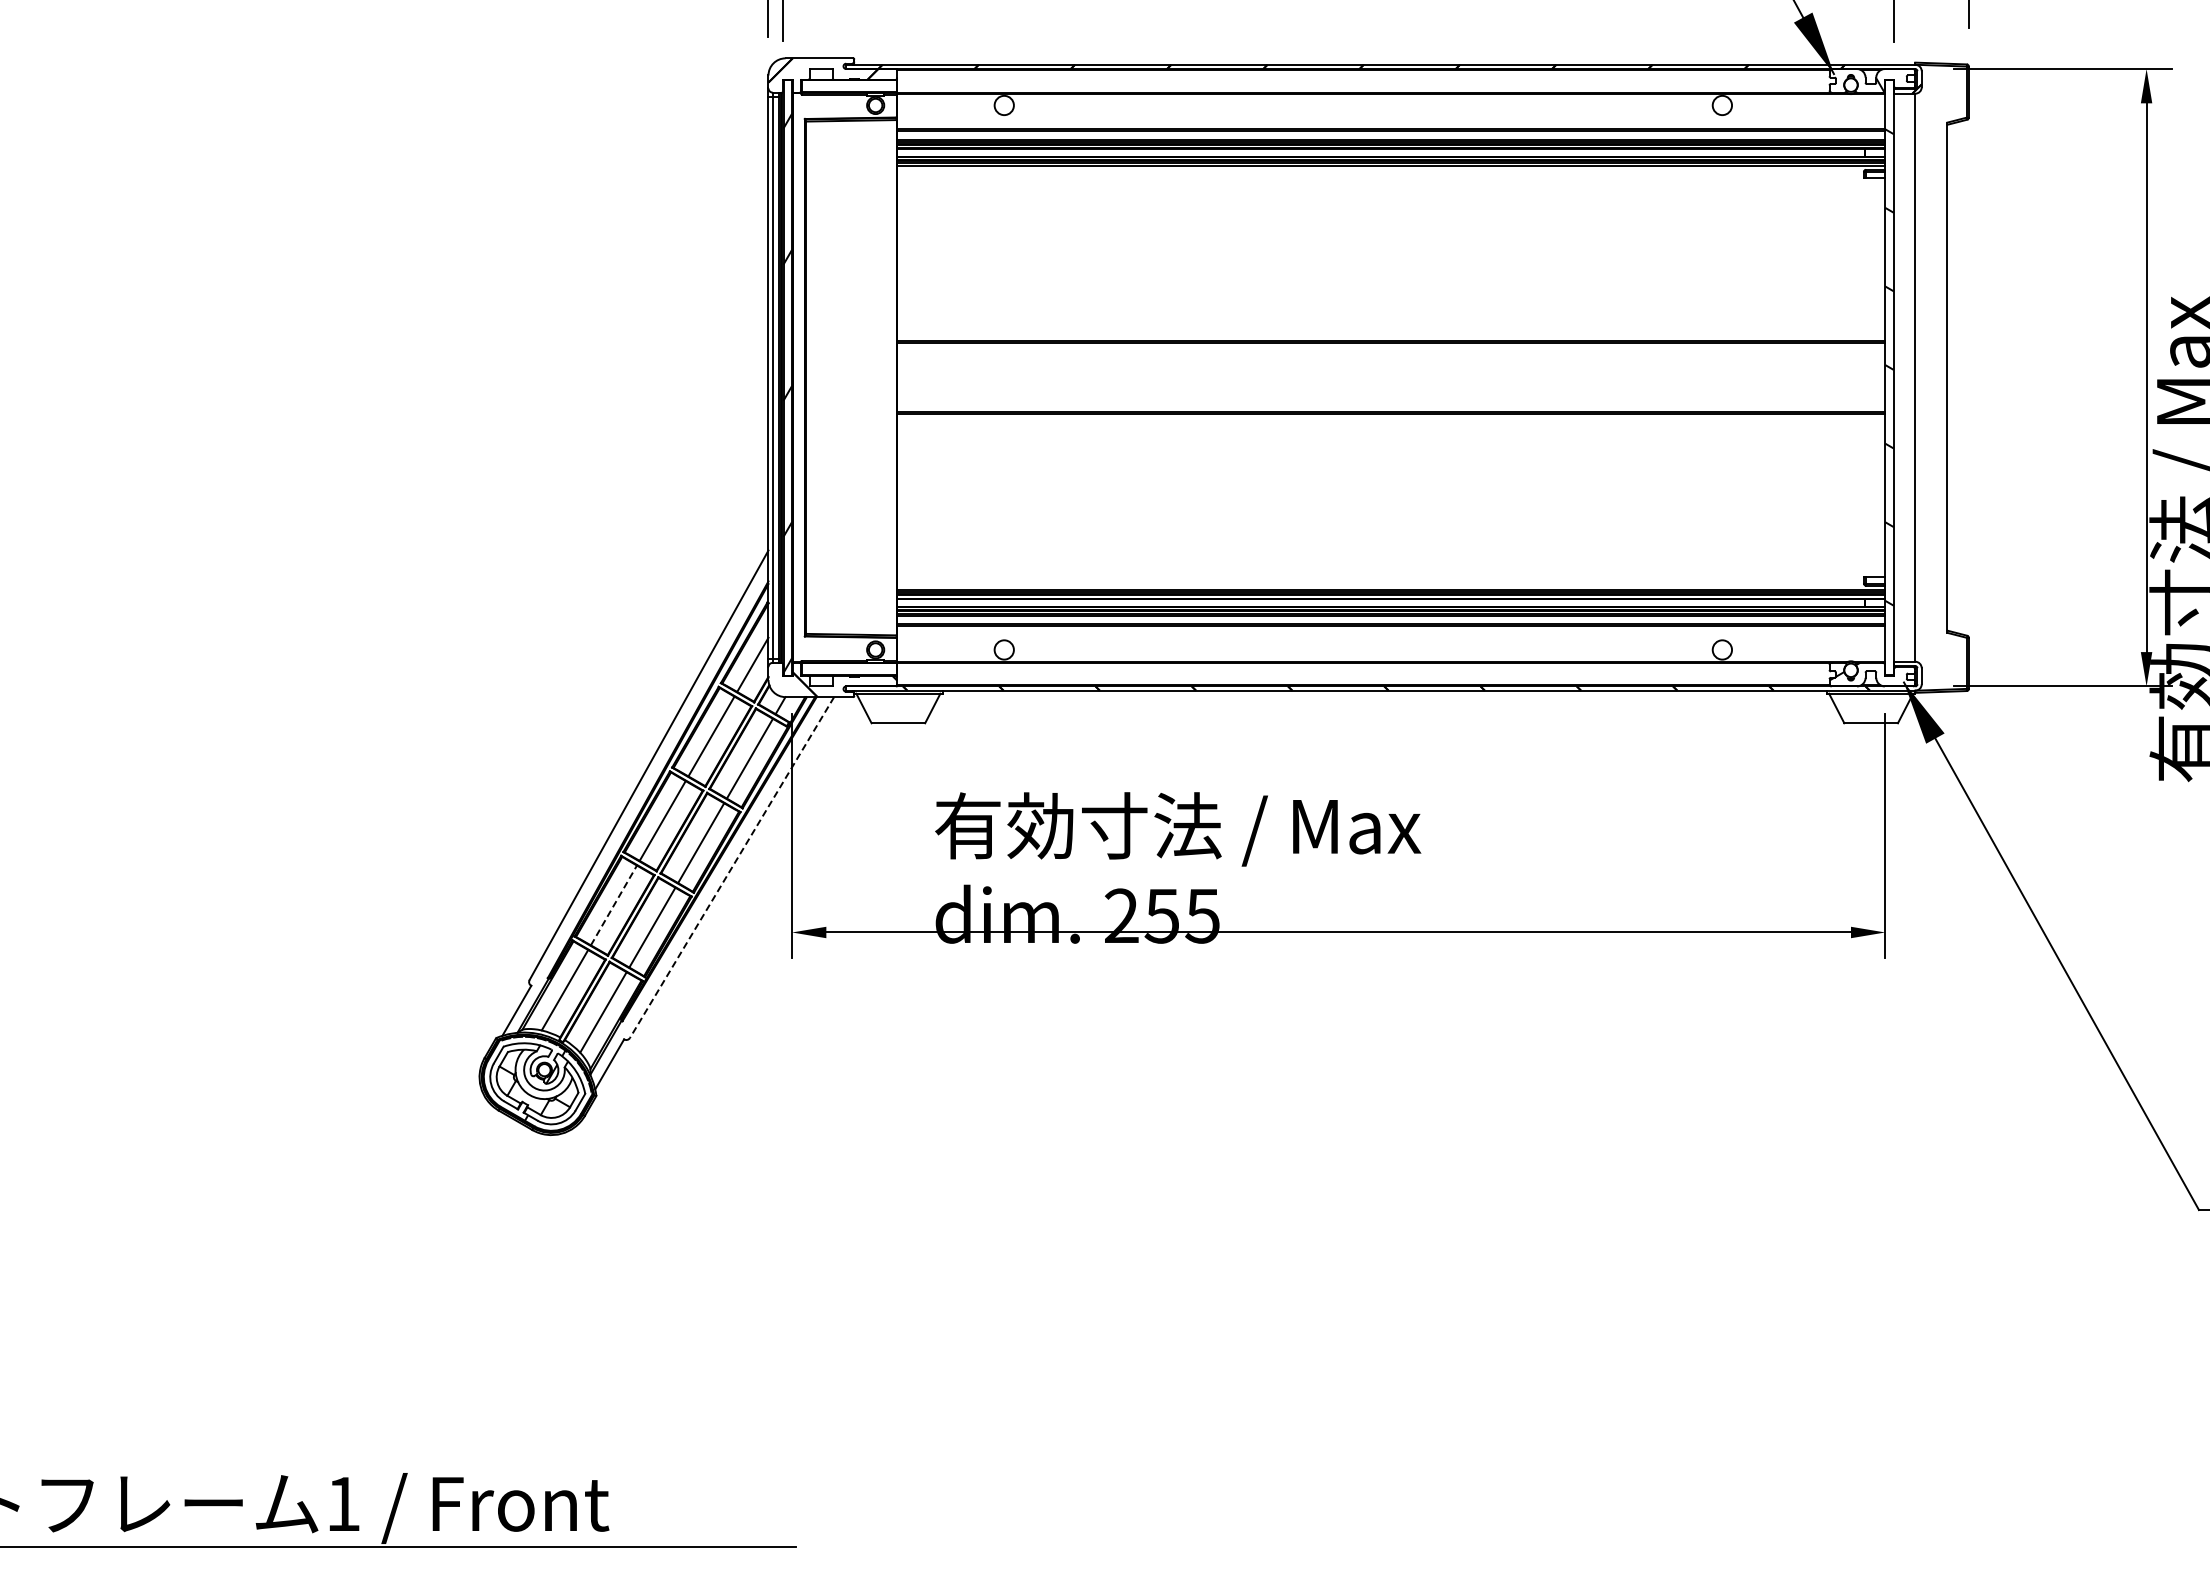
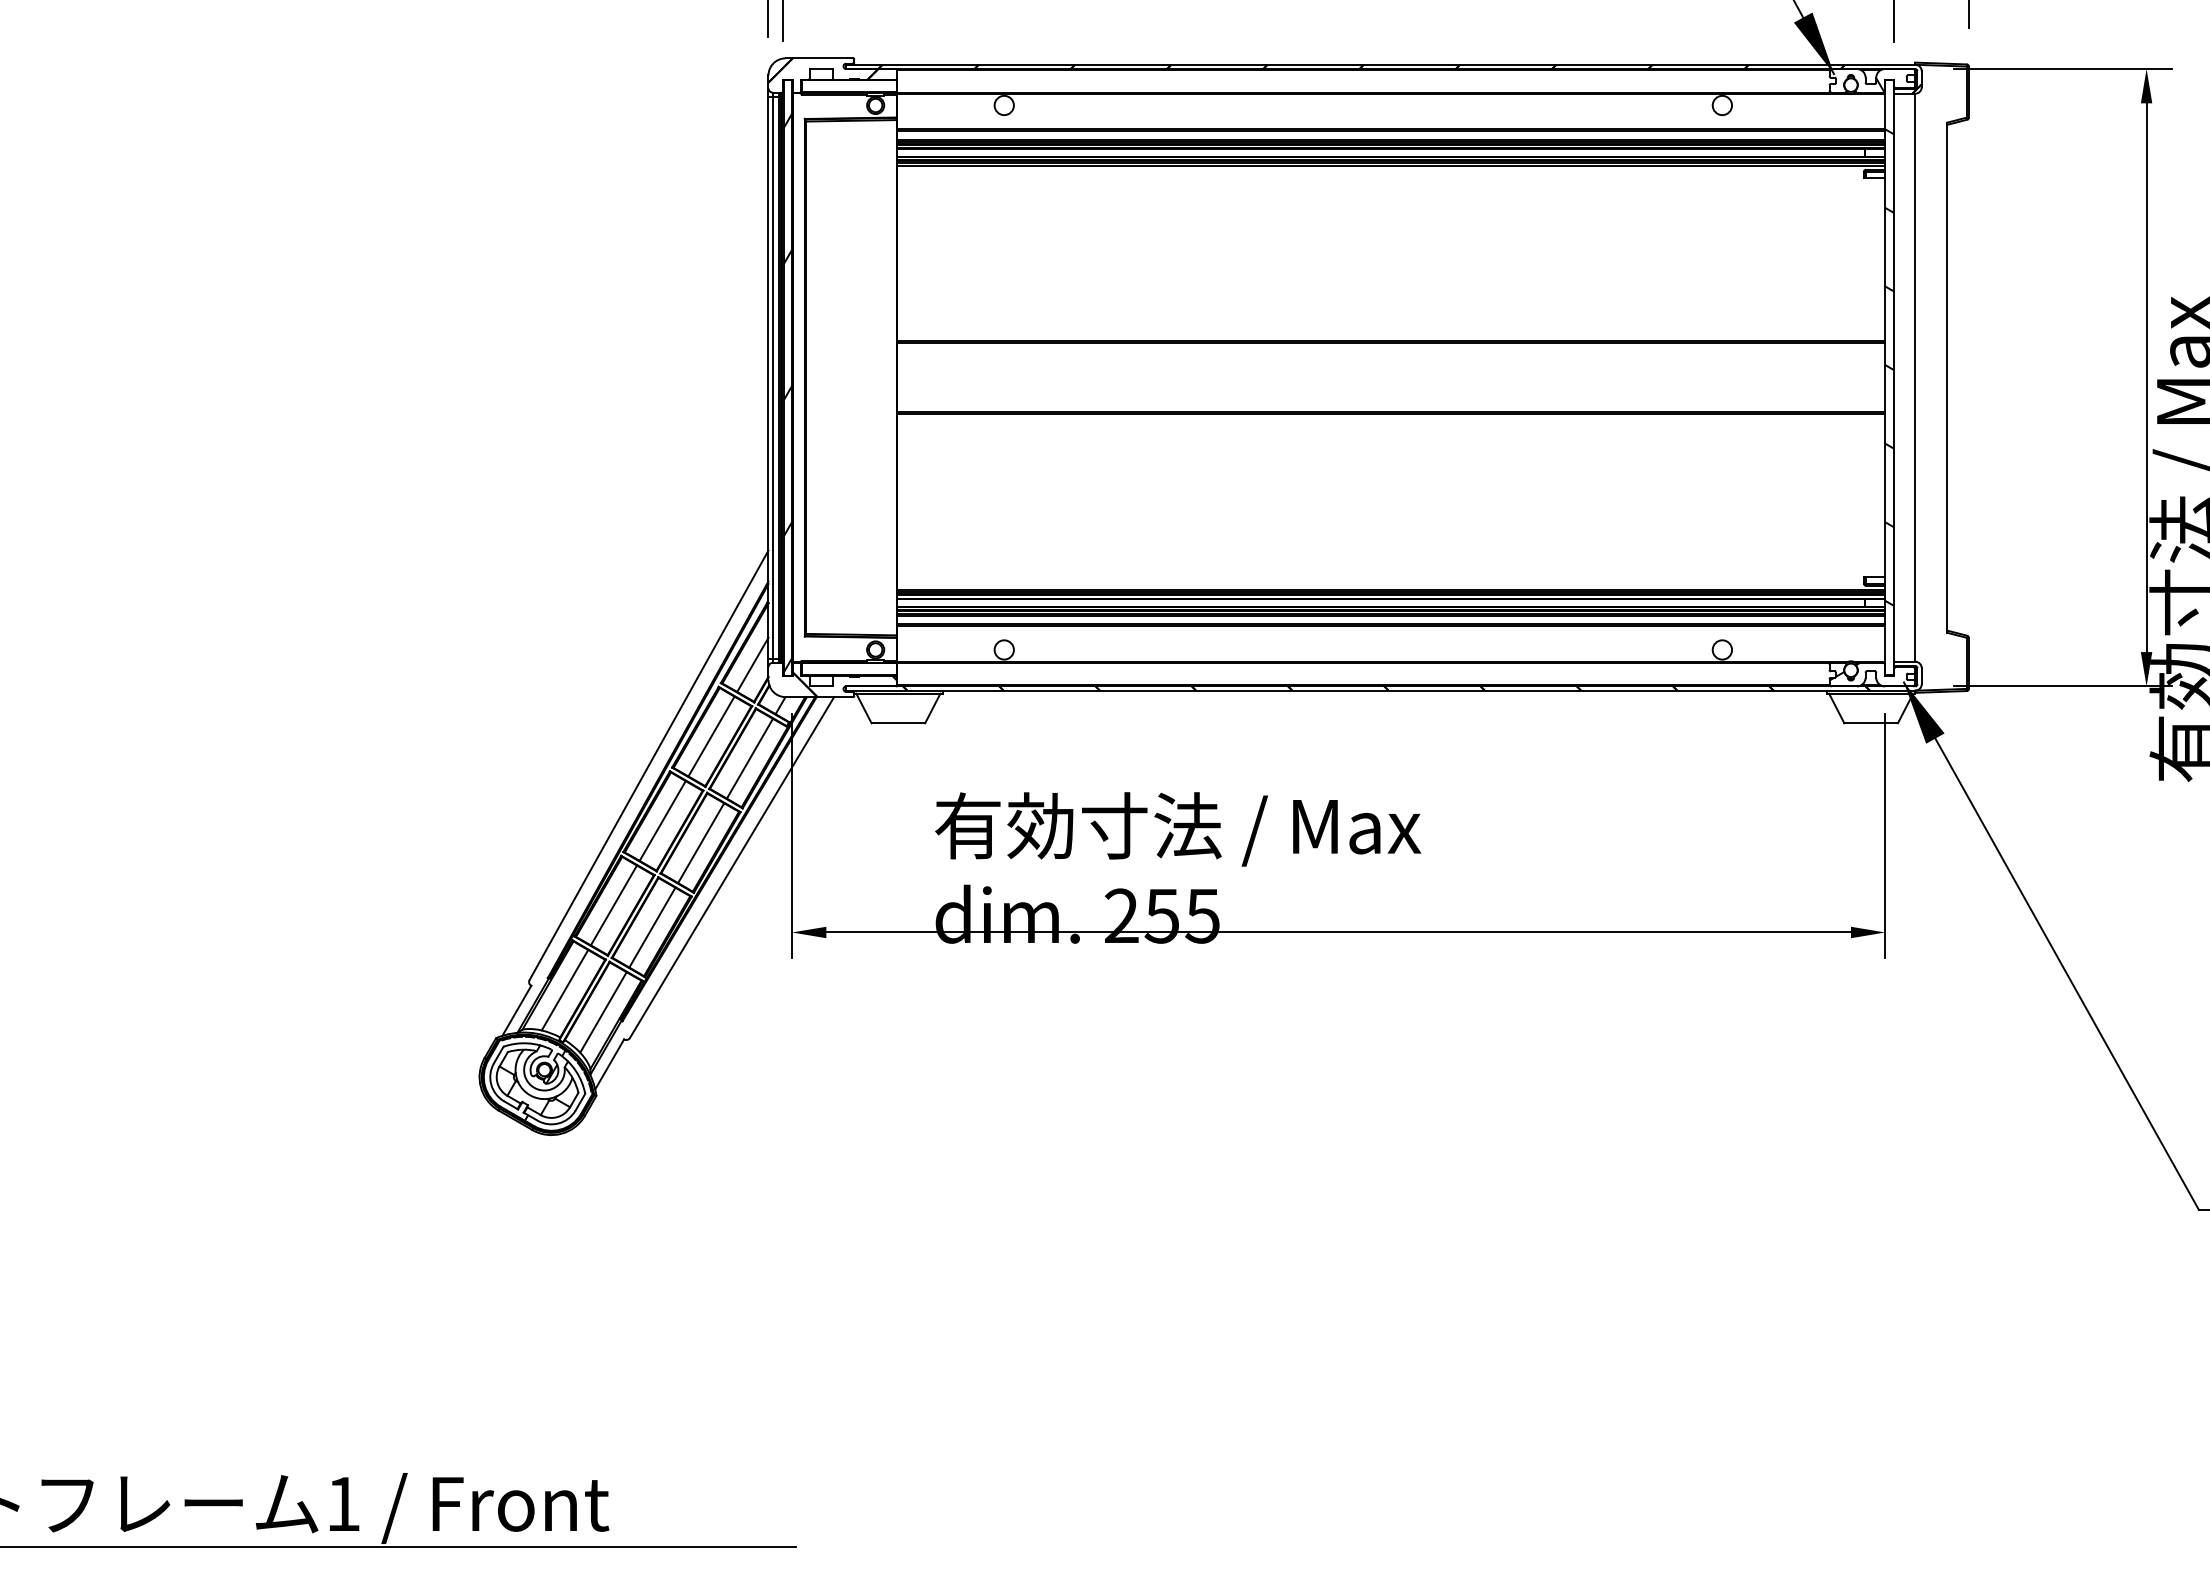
line: dashed -> solid (732, 867)
line: dashed -> solid (614, 905)
